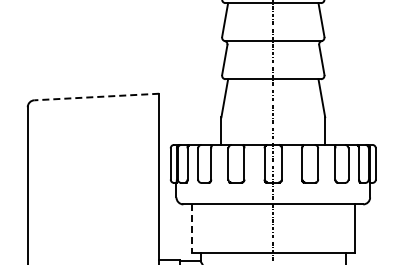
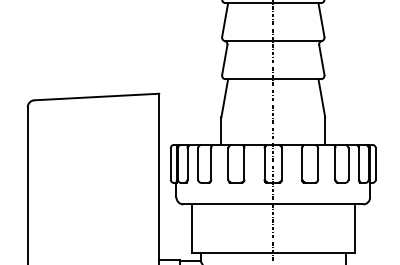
line: dashed -> solid (96, 97)
line: dashed -> solid (191, 229)
